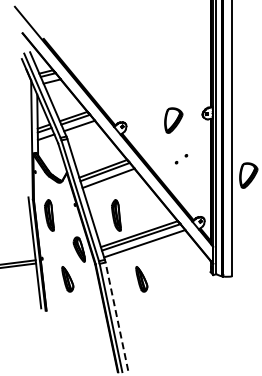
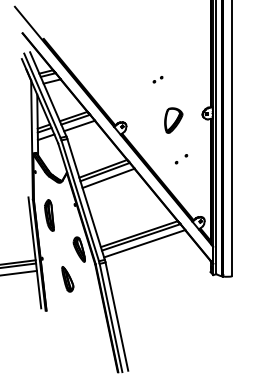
part: none -> present (157, 79)
part: present -> none (248, 175)
part: present -> none (116, 215)
line: none -> present (19, 272)
part: present -> none (141, 279)
line: dashed -> solid (116, 316)
